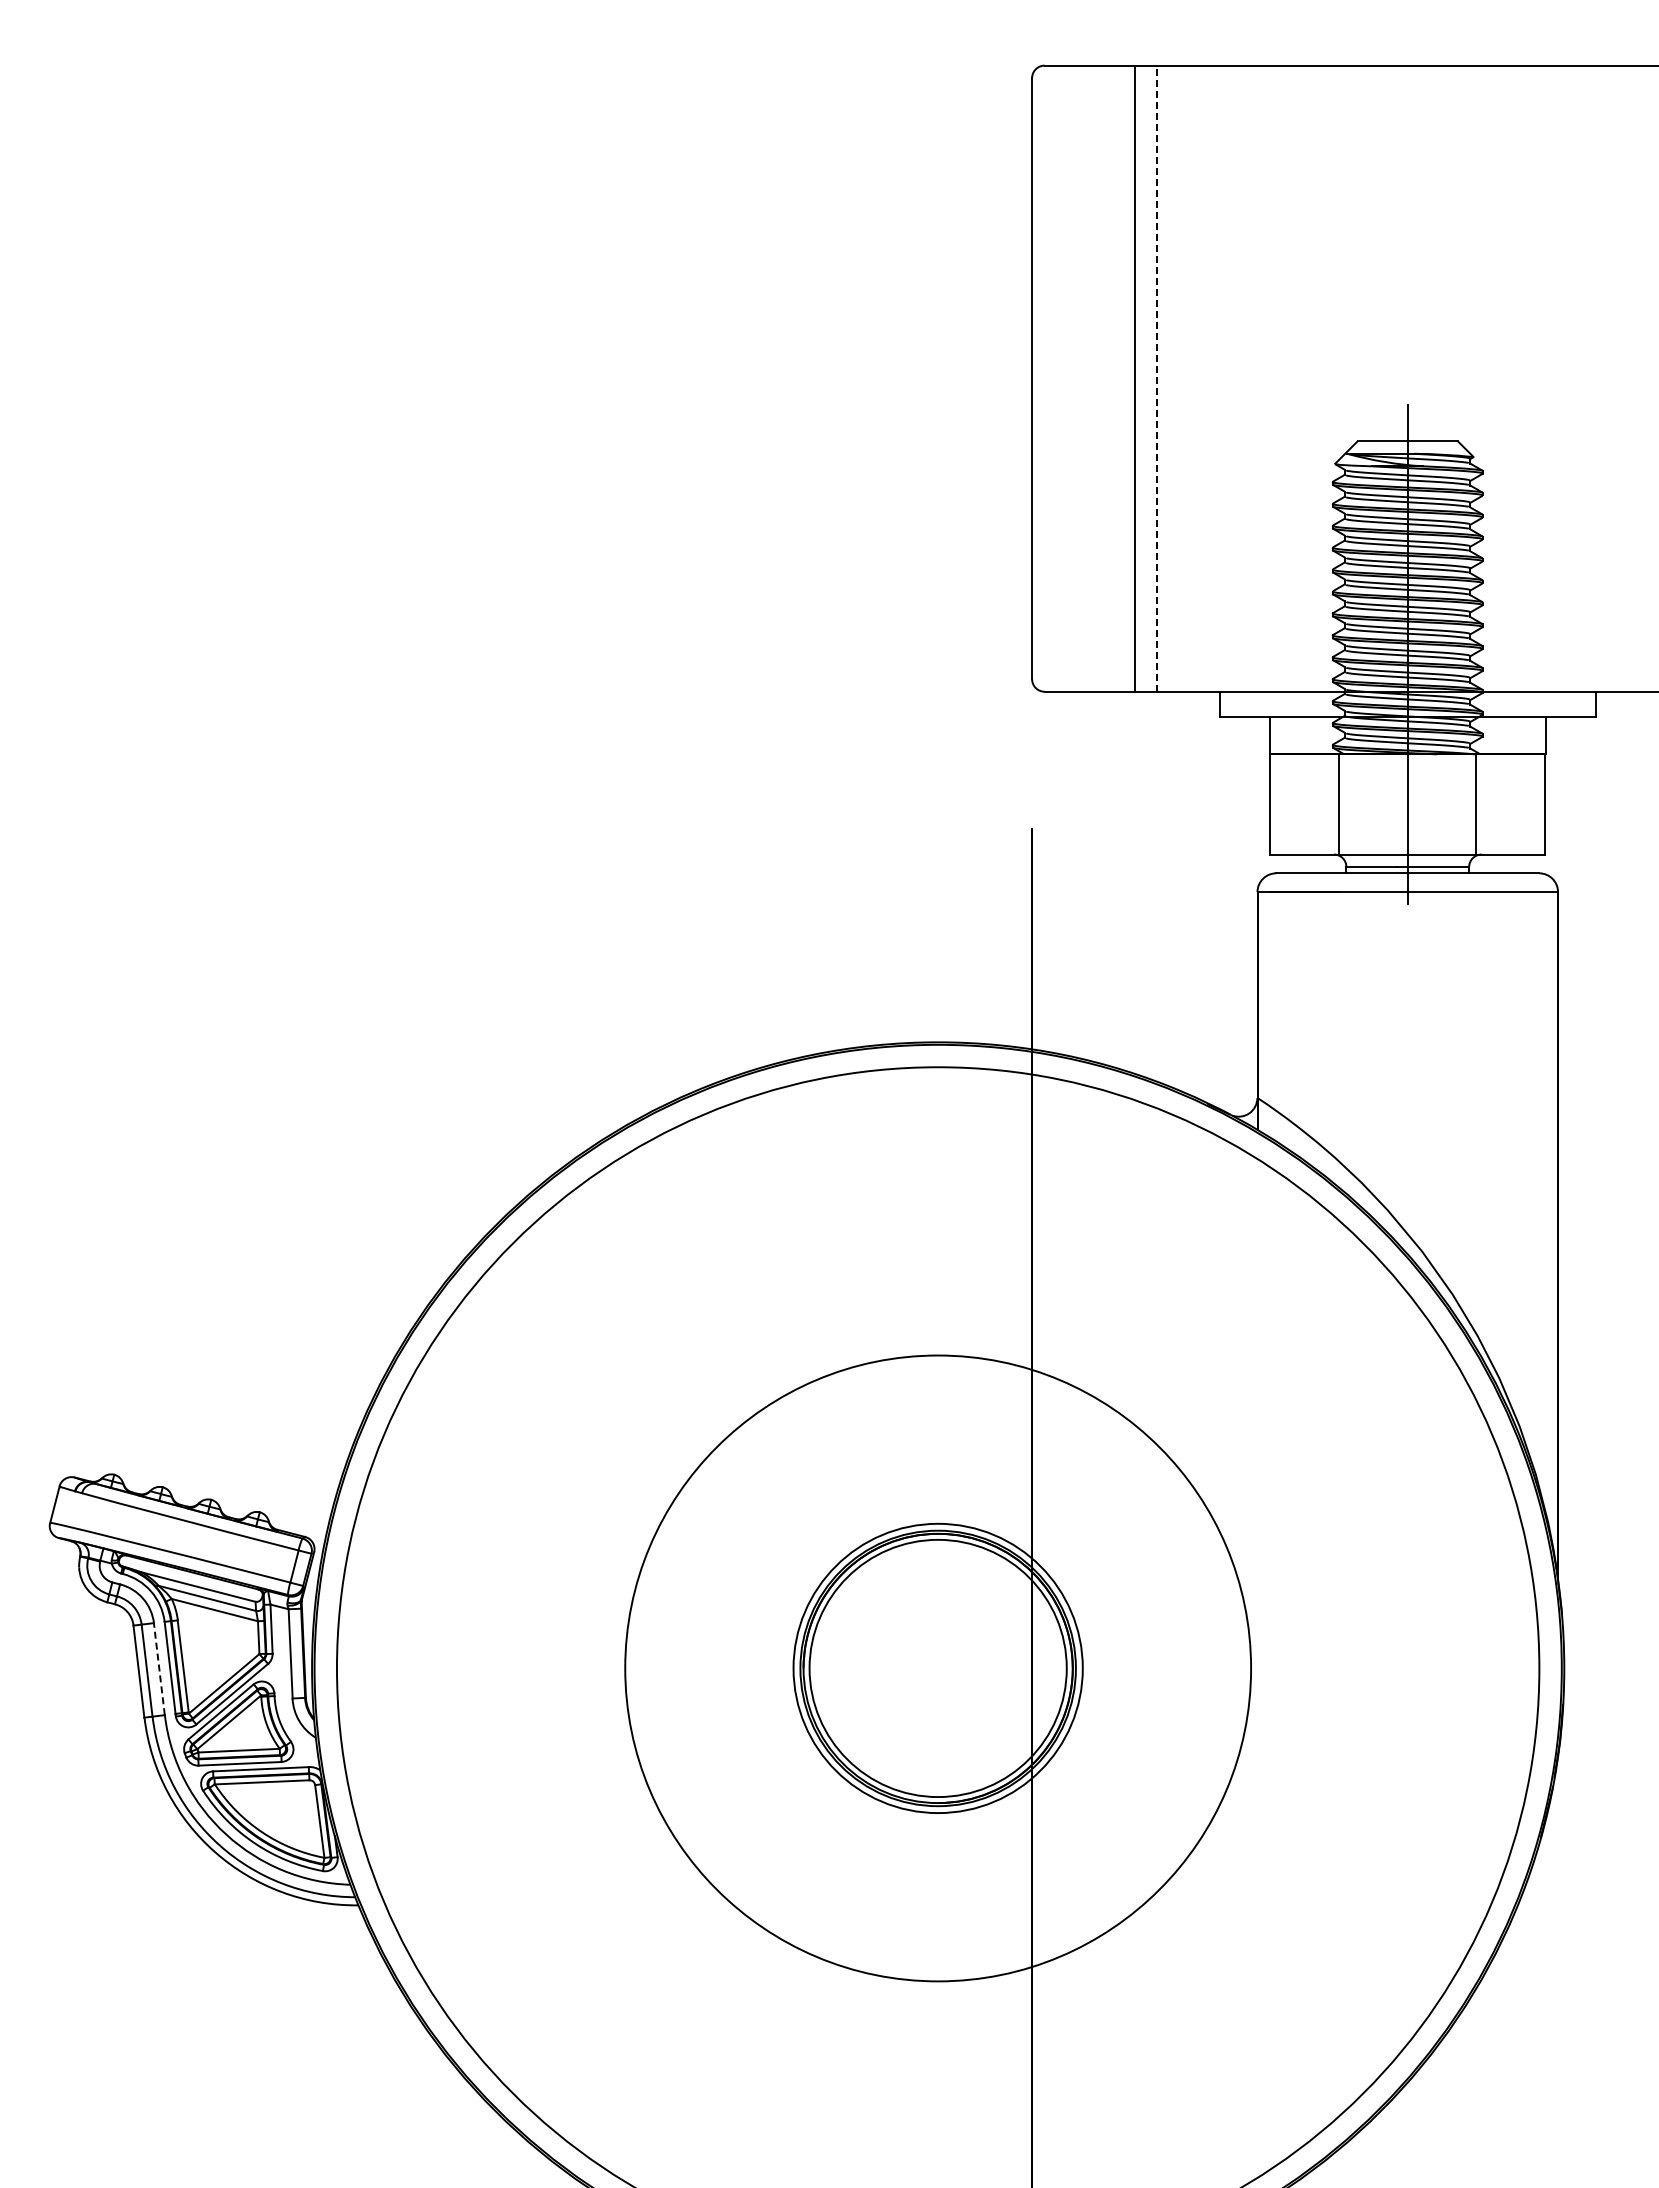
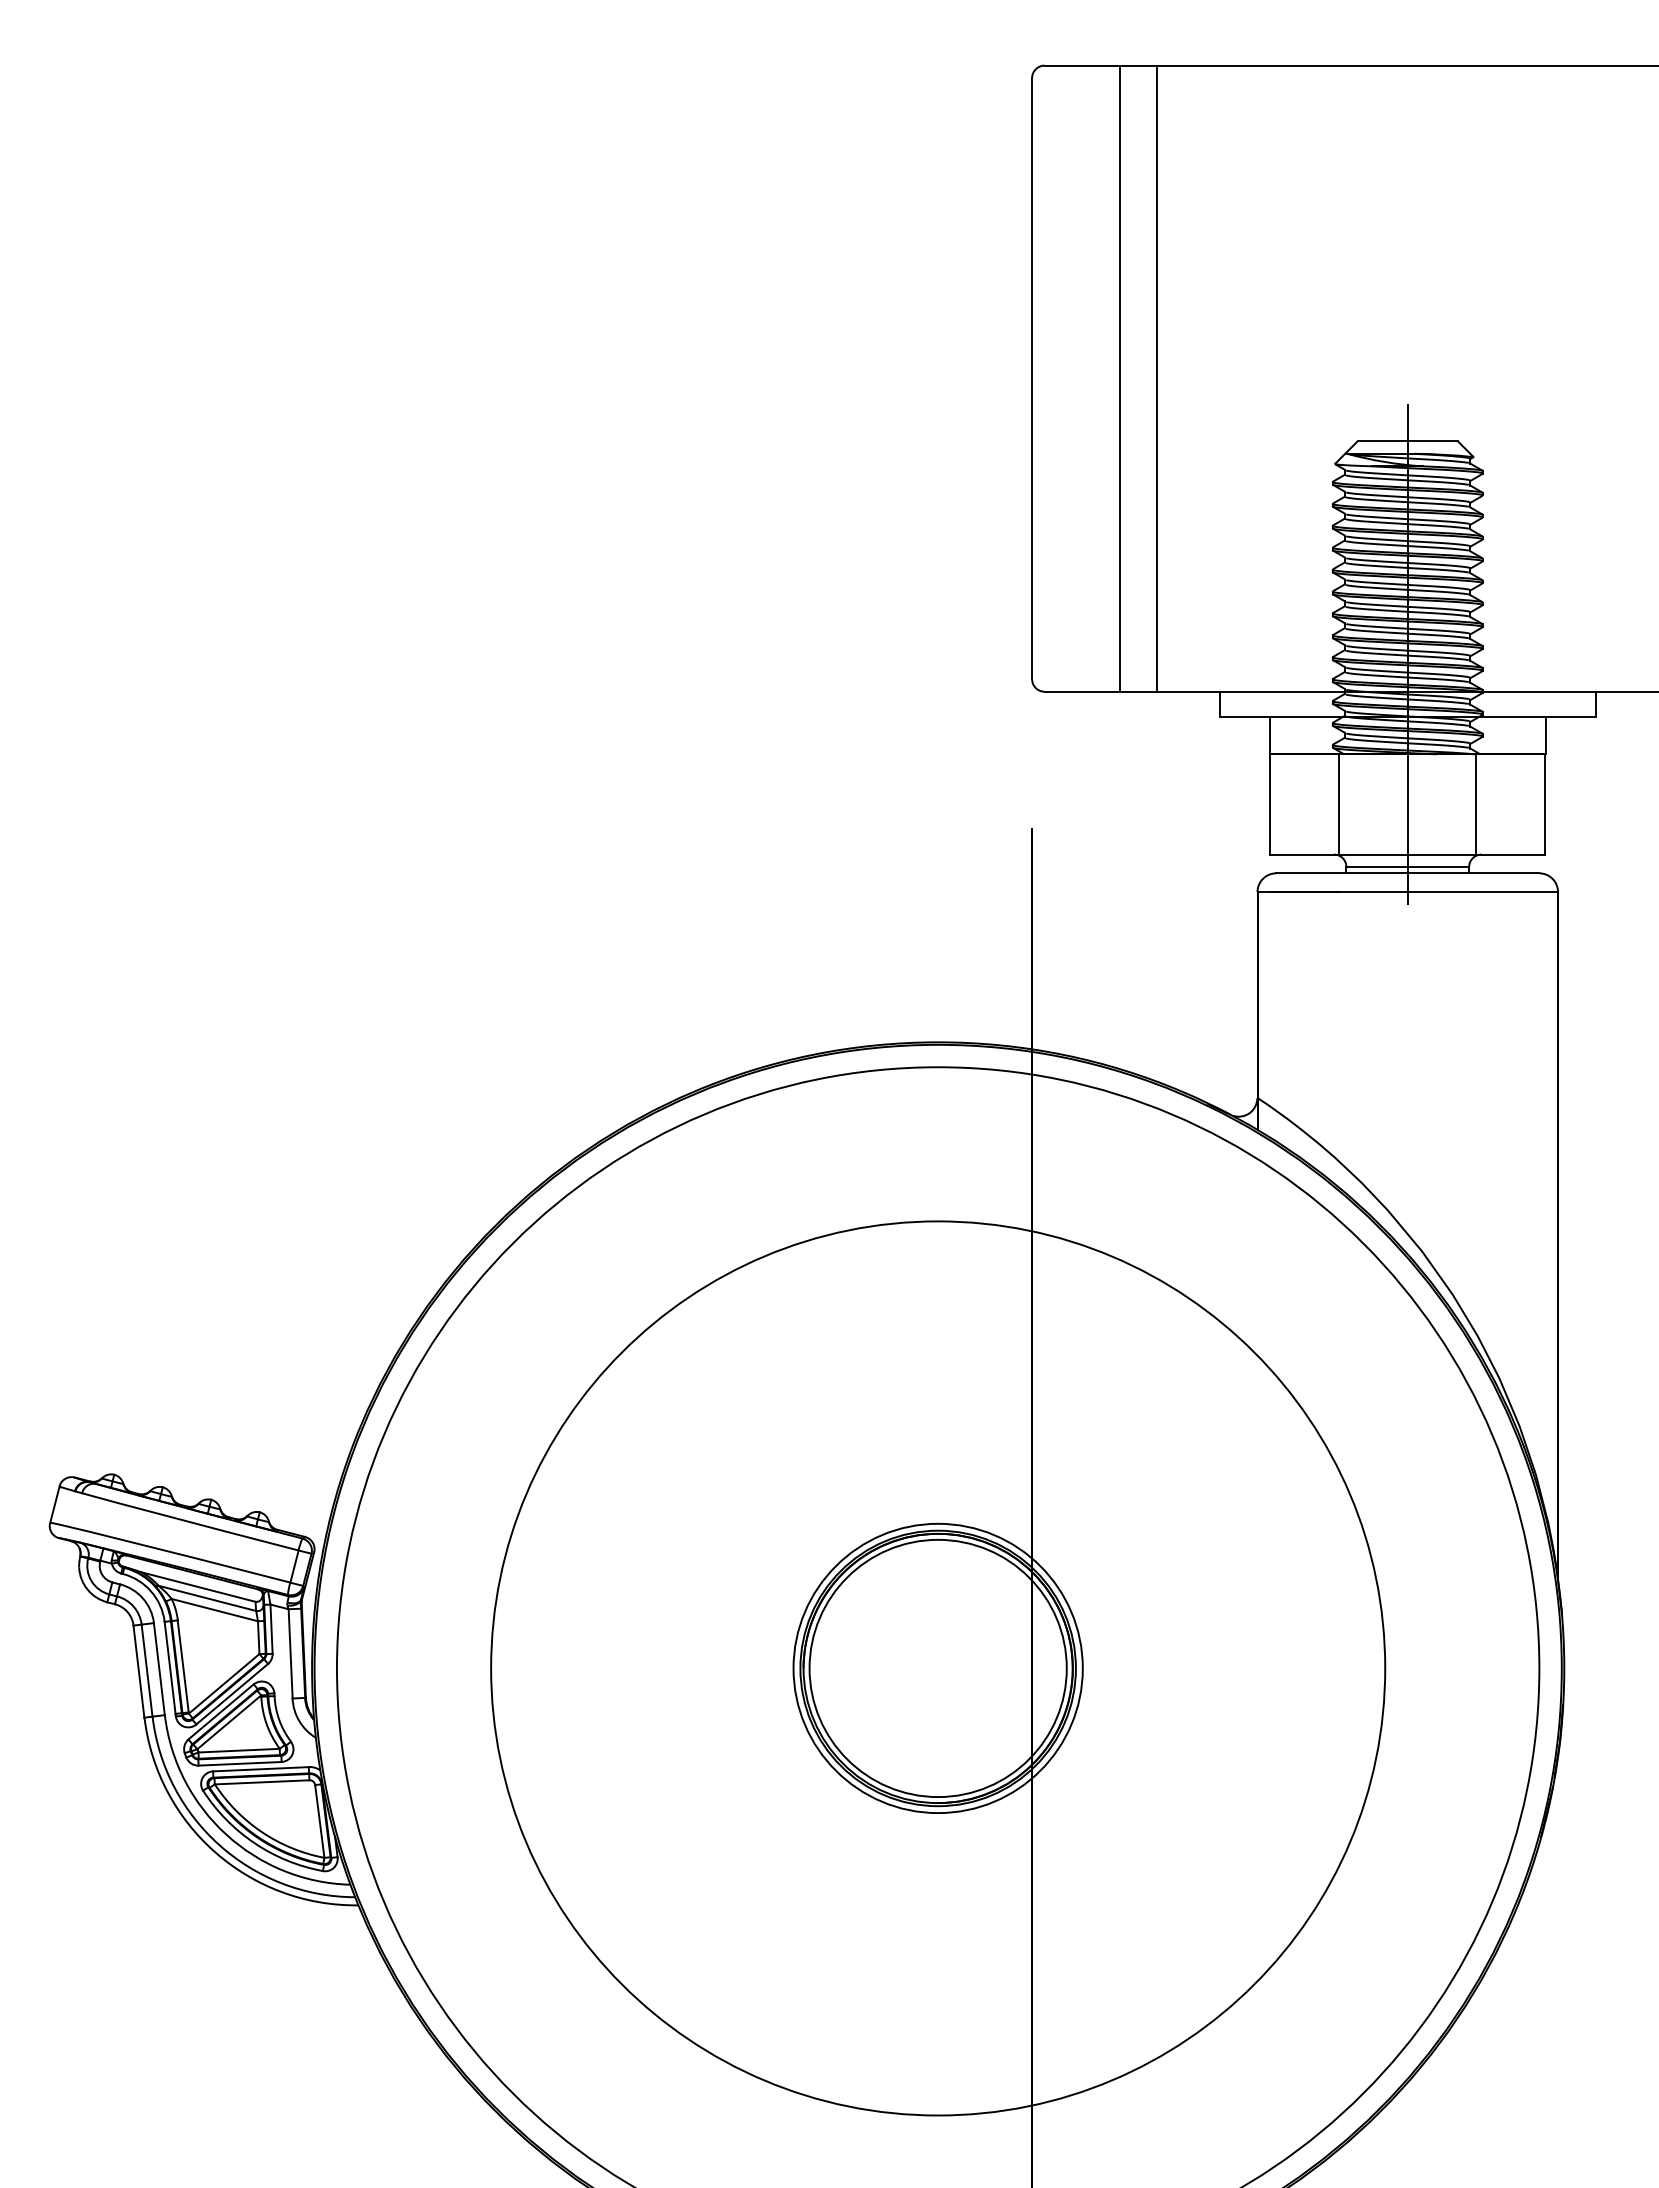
line position: (1134, 378) -> (1119, 378) (1119, 378)
line: dashed -> solid (1157, 378)
line: dashed -> solid (159, 1668)
circle diameter: 626 px -> 894 px (938, 1668)
